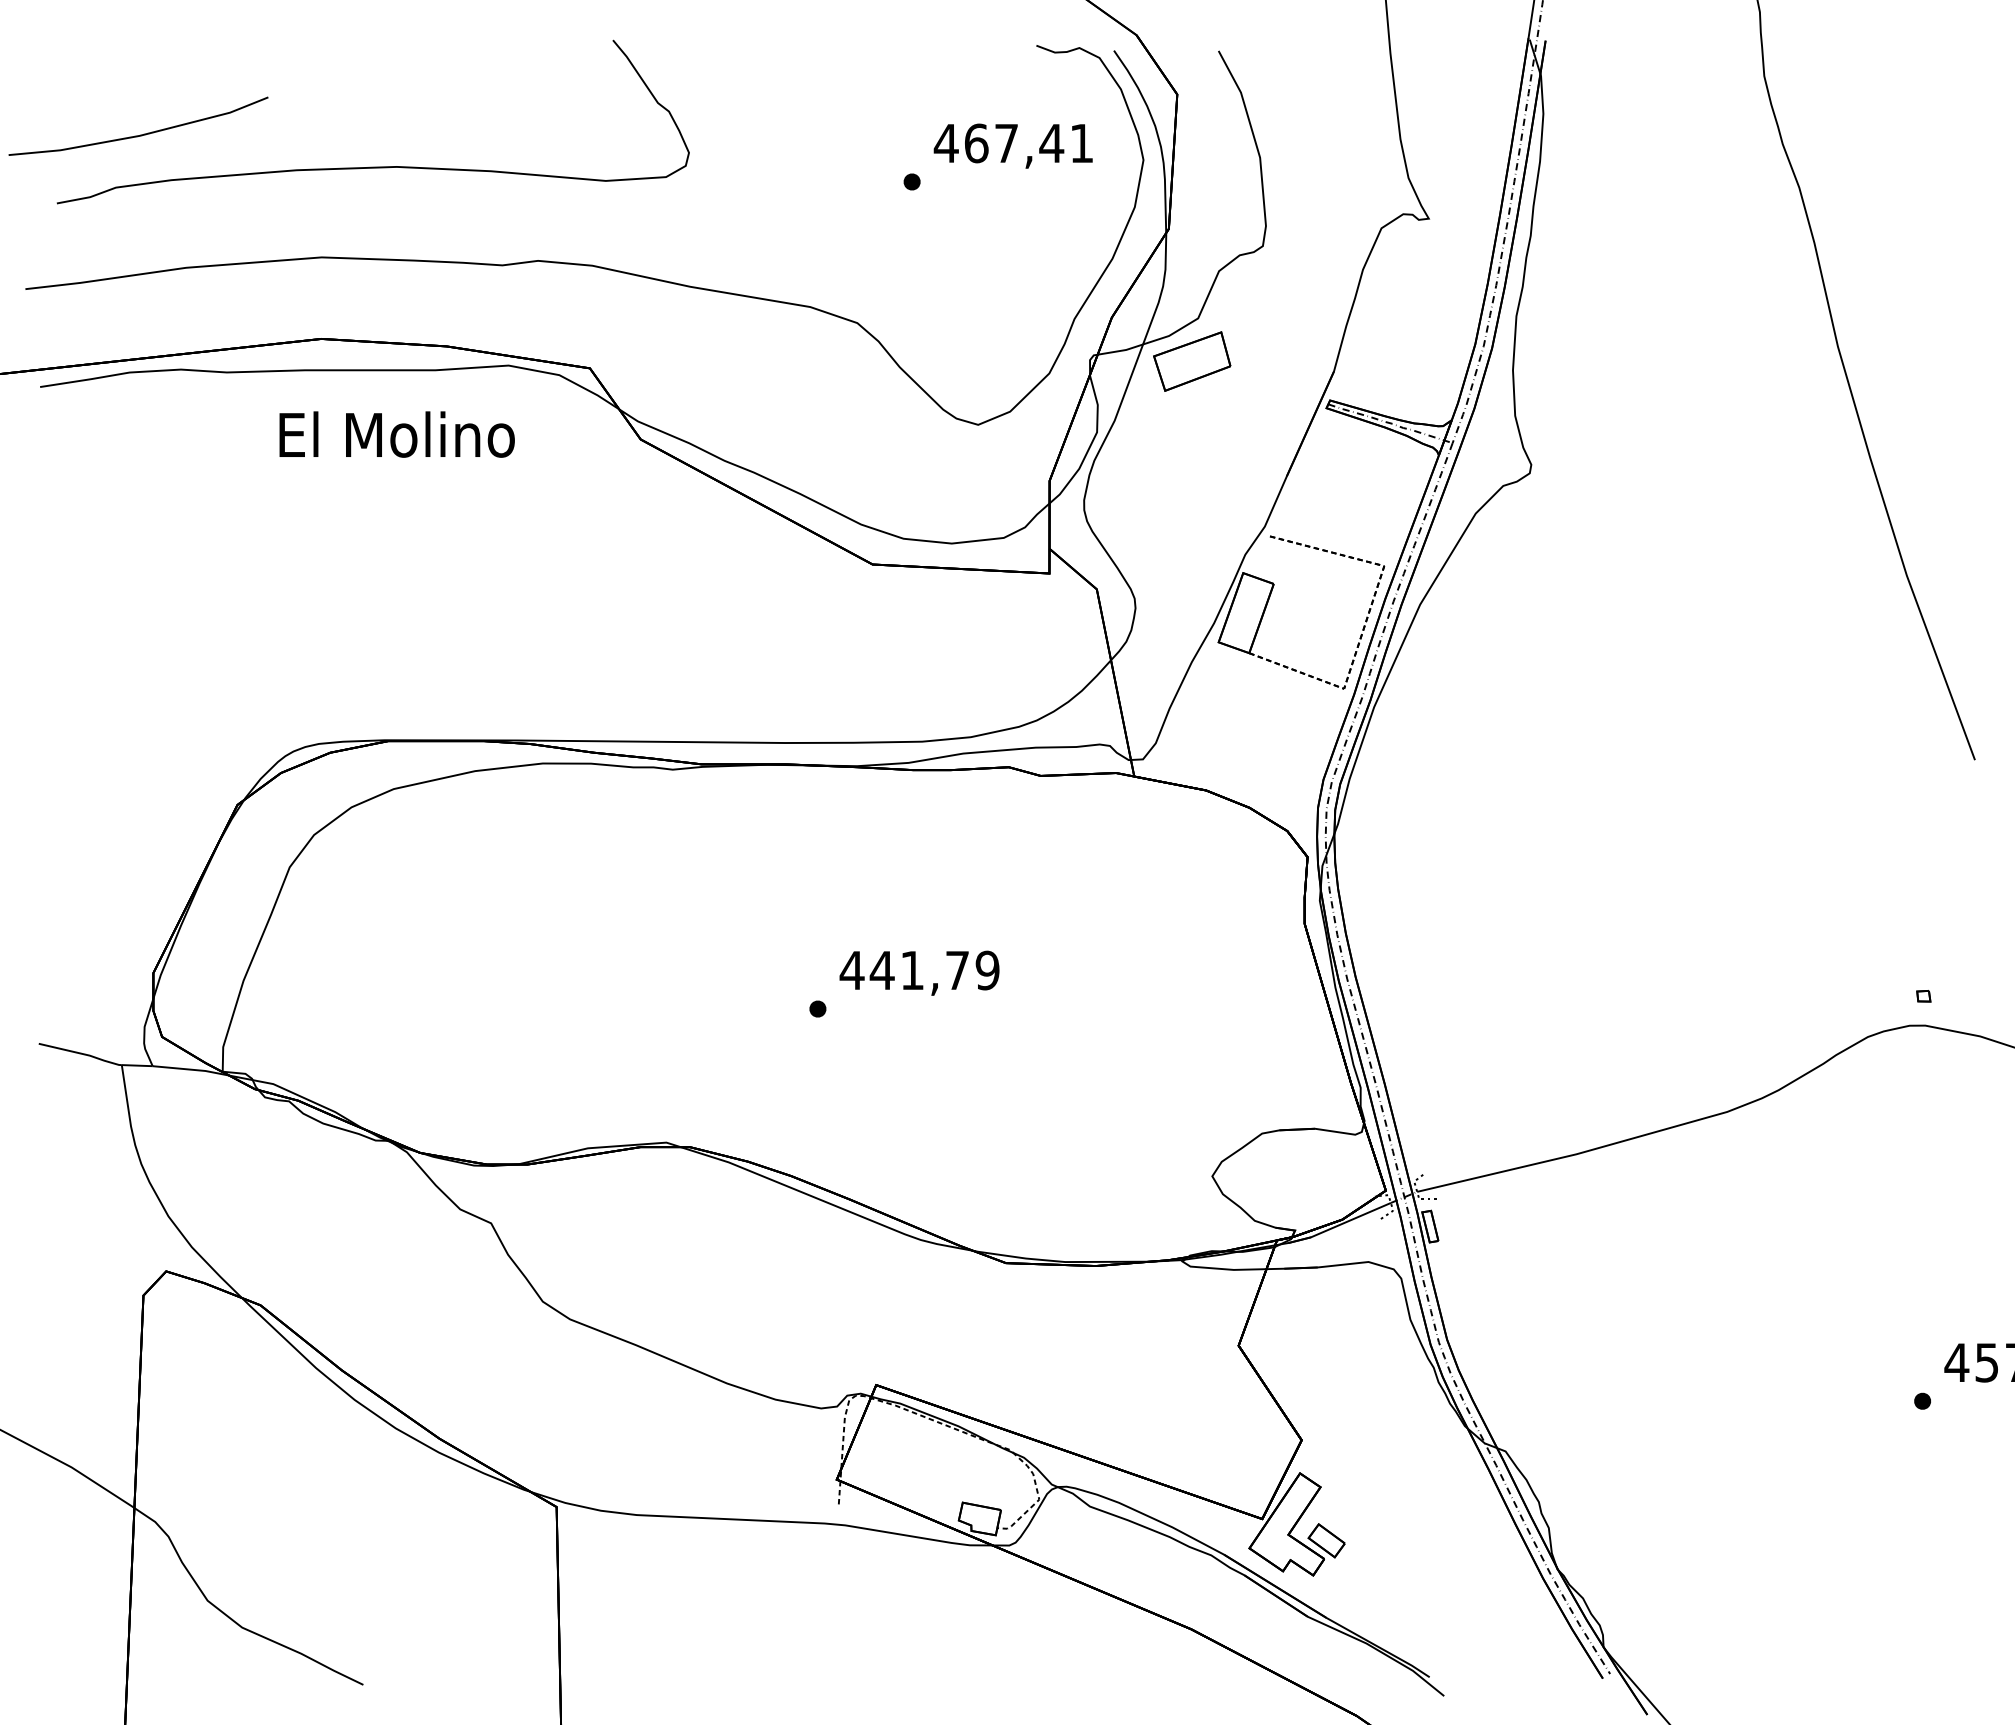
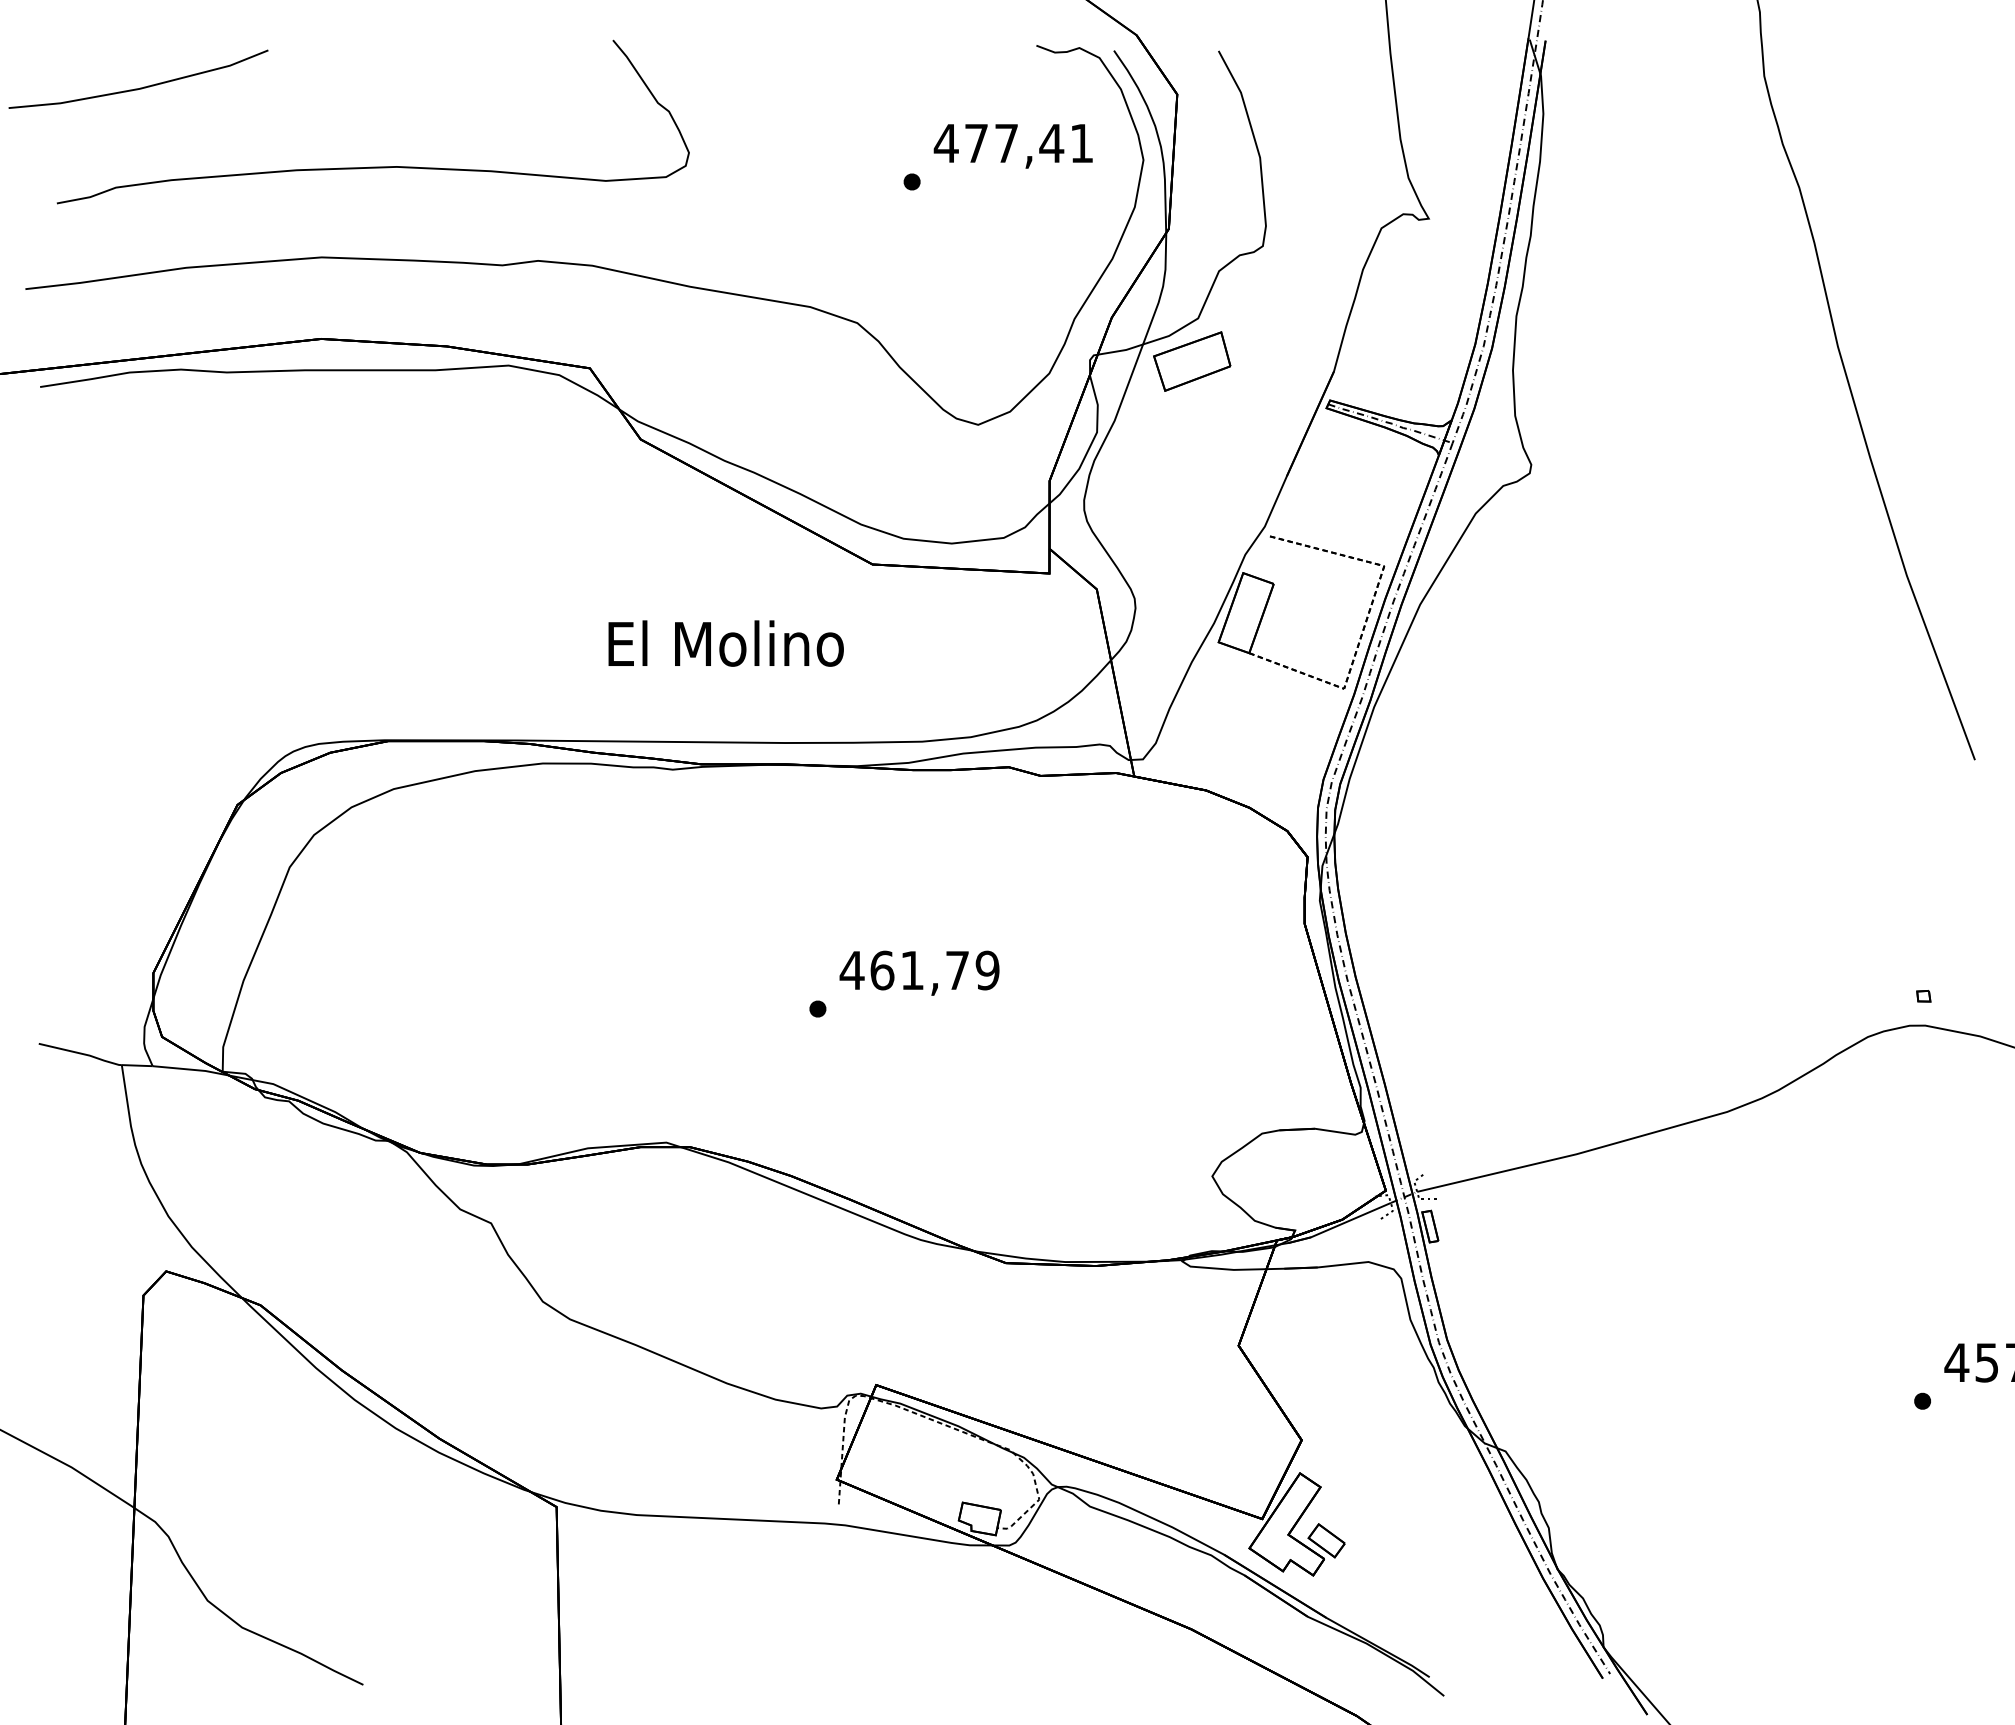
line position: (140, 134) -> (140, 87) (140, 87)
text: 467,41 -> 477,41 (976, 143)
text position: (396, 434) -> (725, 643) (725, 643)
text: 441,79 -> 461,79 (881, 970)
